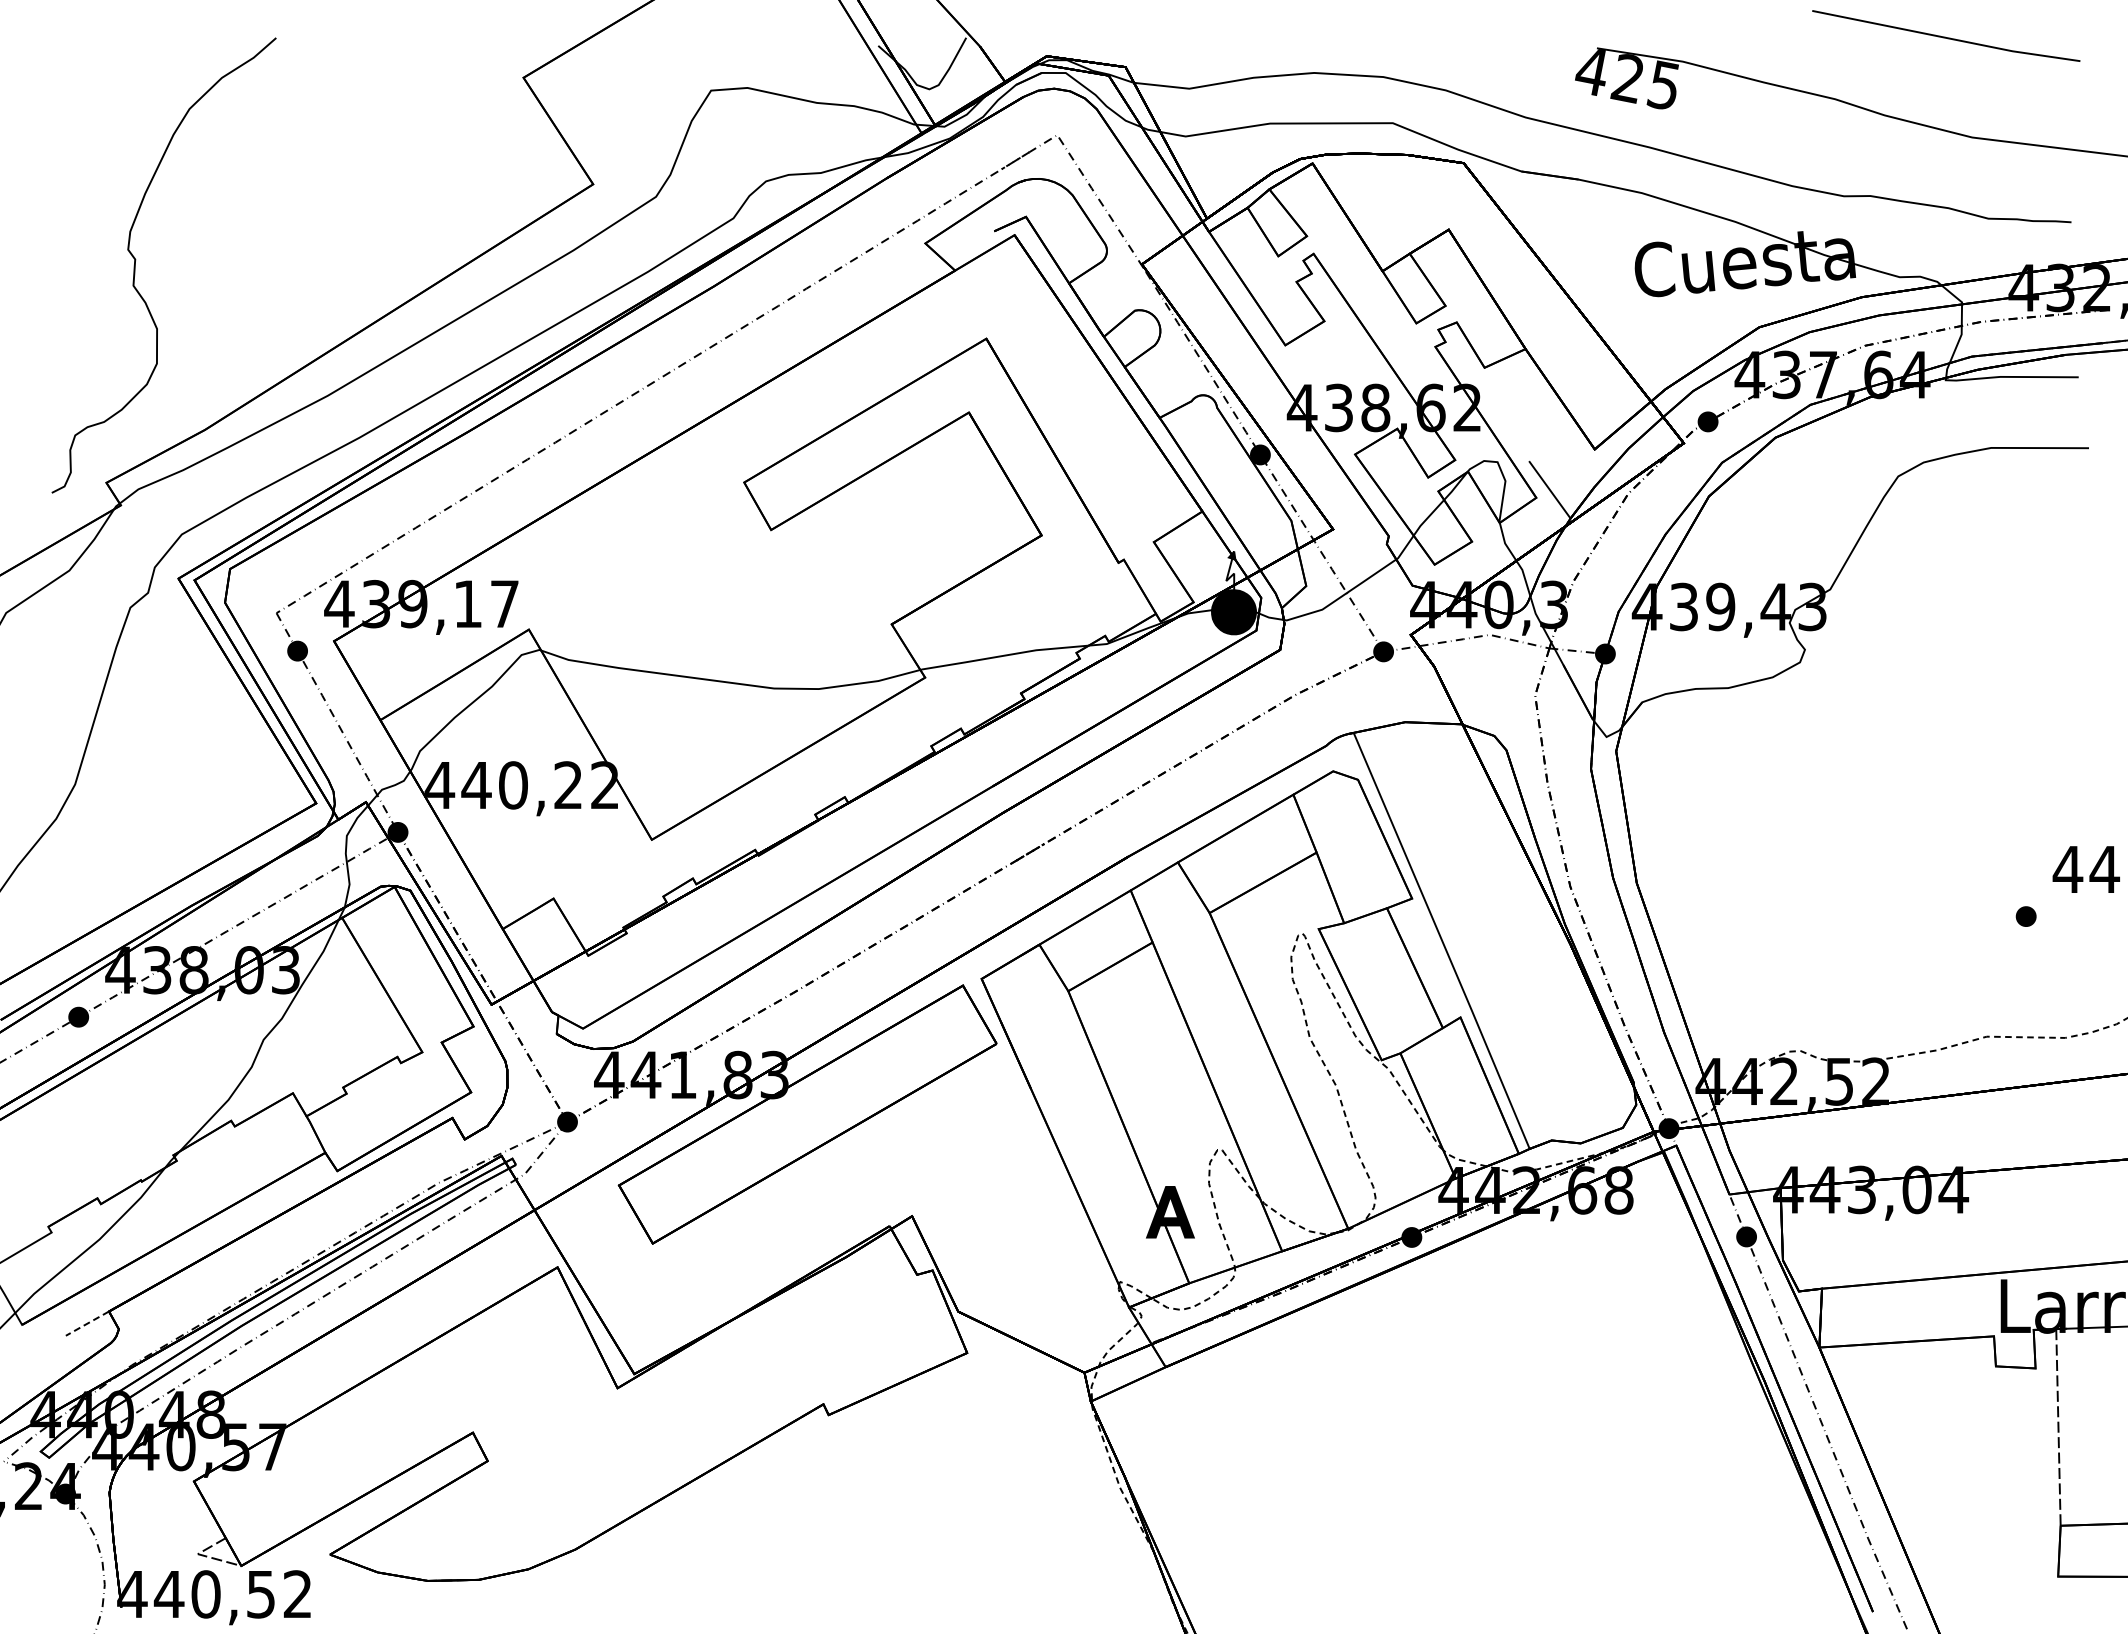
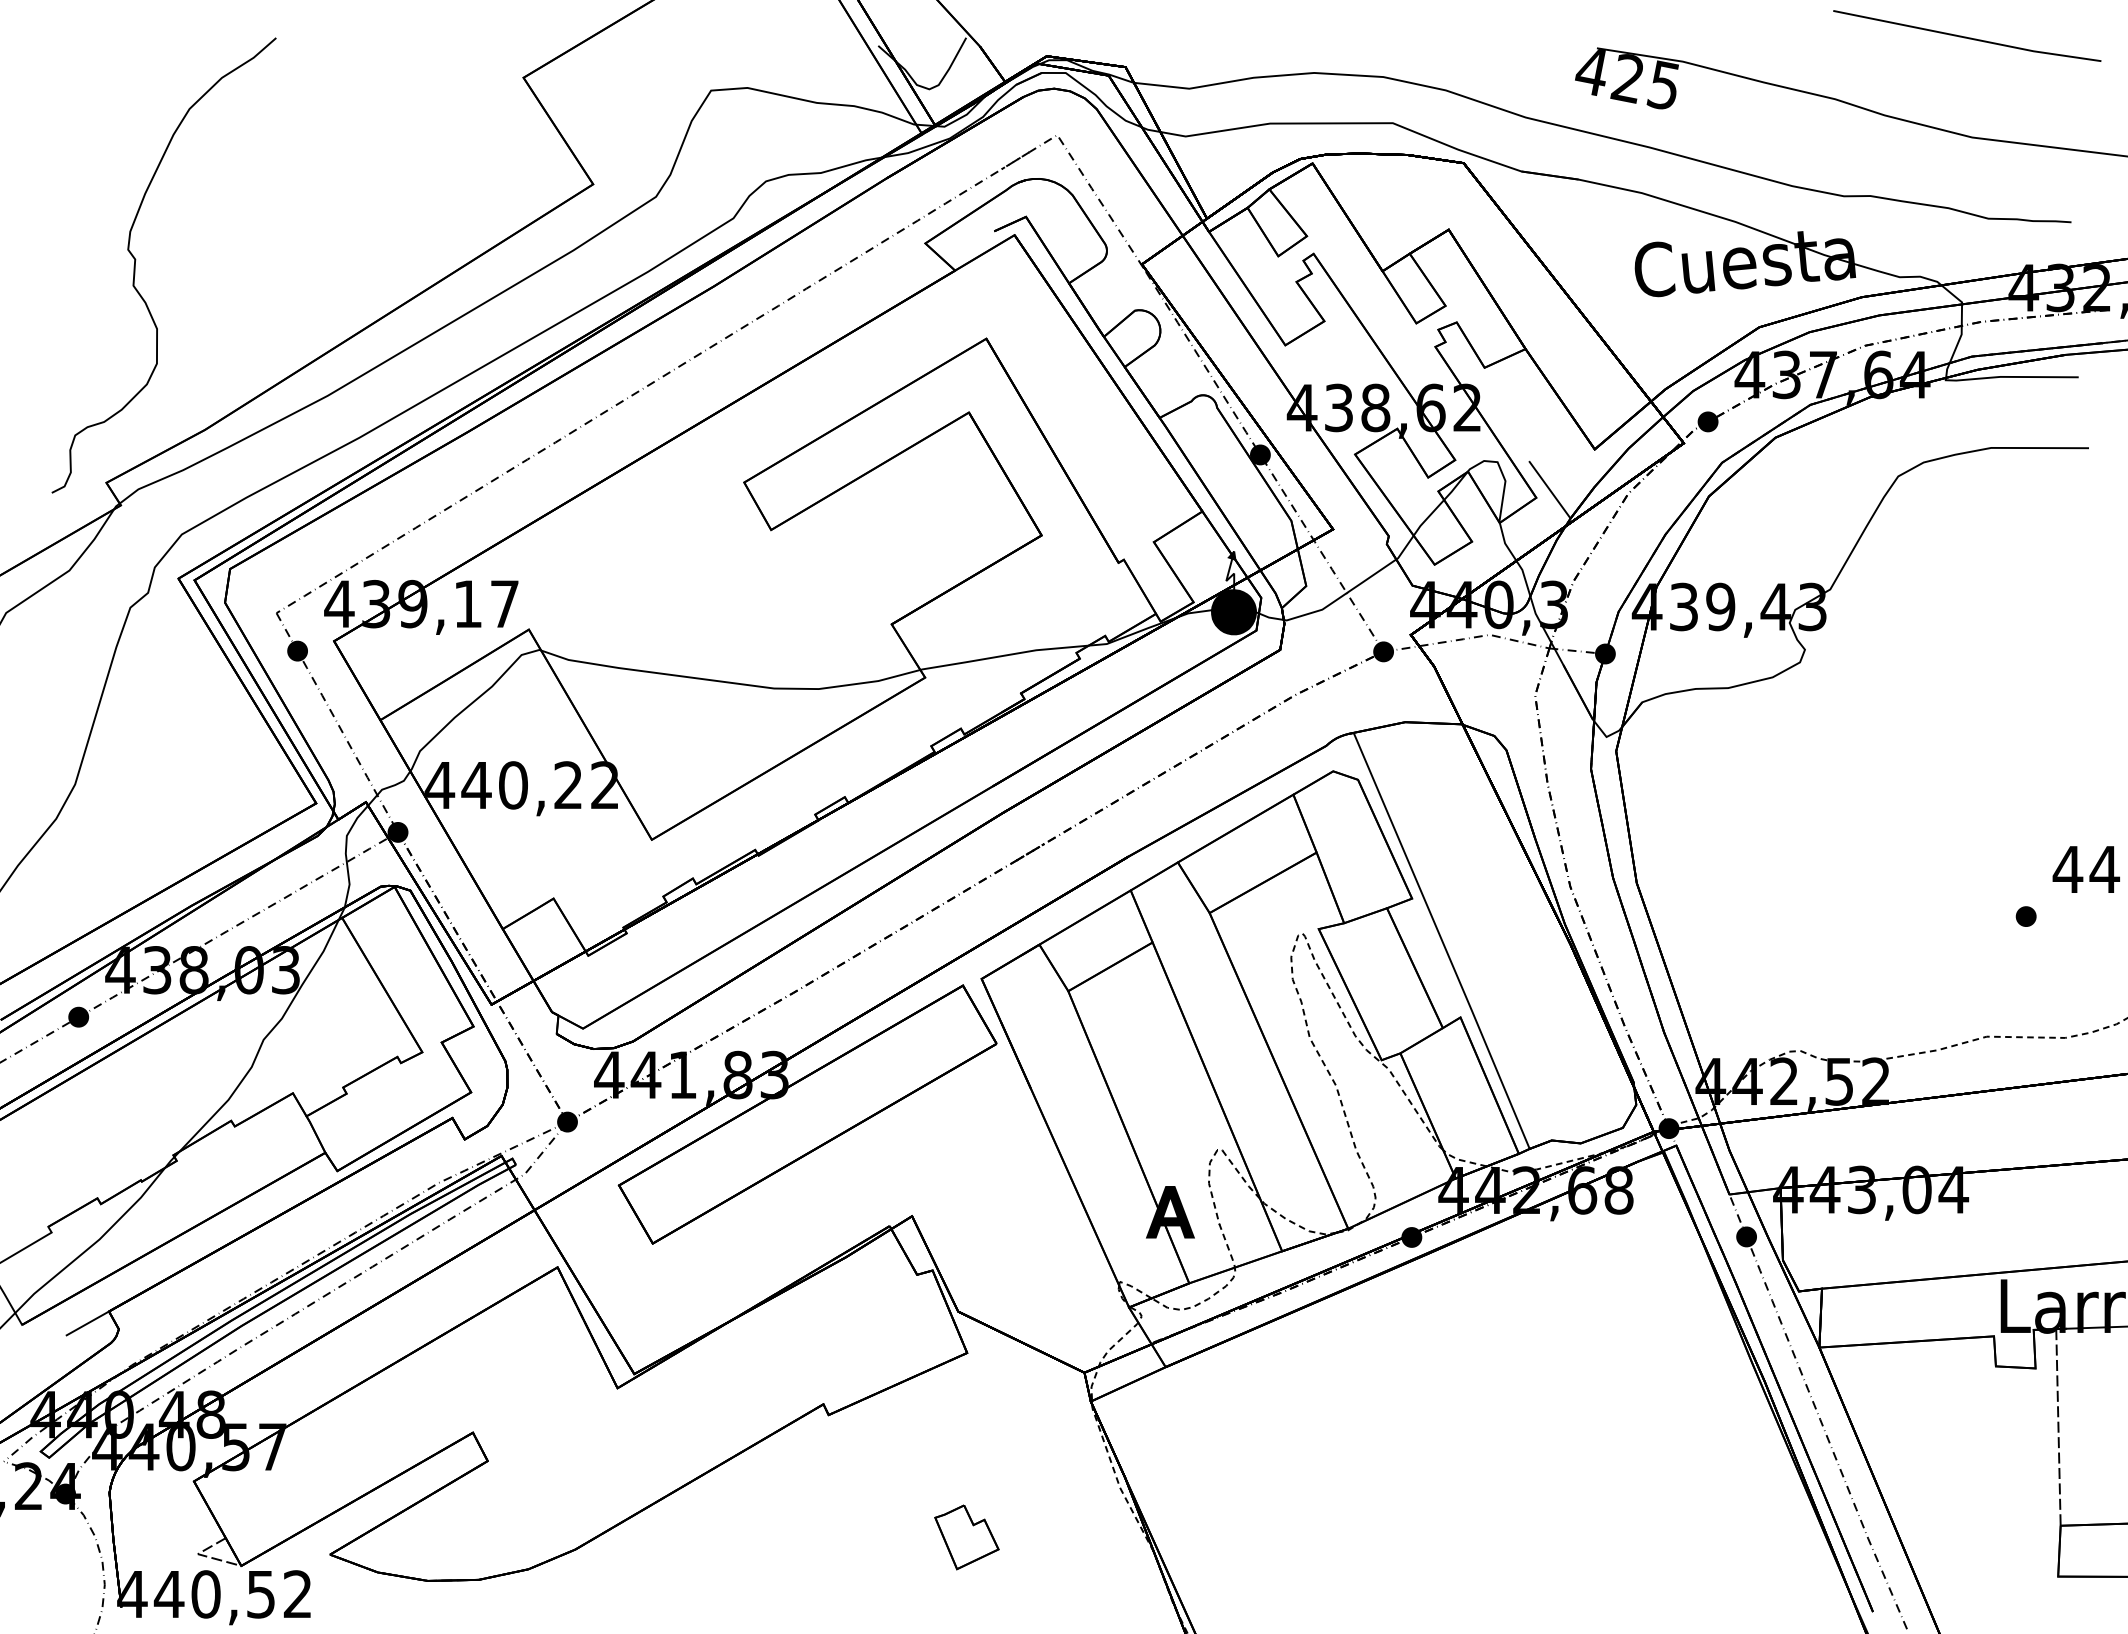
line position: (1945, 36) -> (1966, 36) (1966, 36)
line: dashed -> solid (87, 1323)
part: none -> present (966, 1537)
